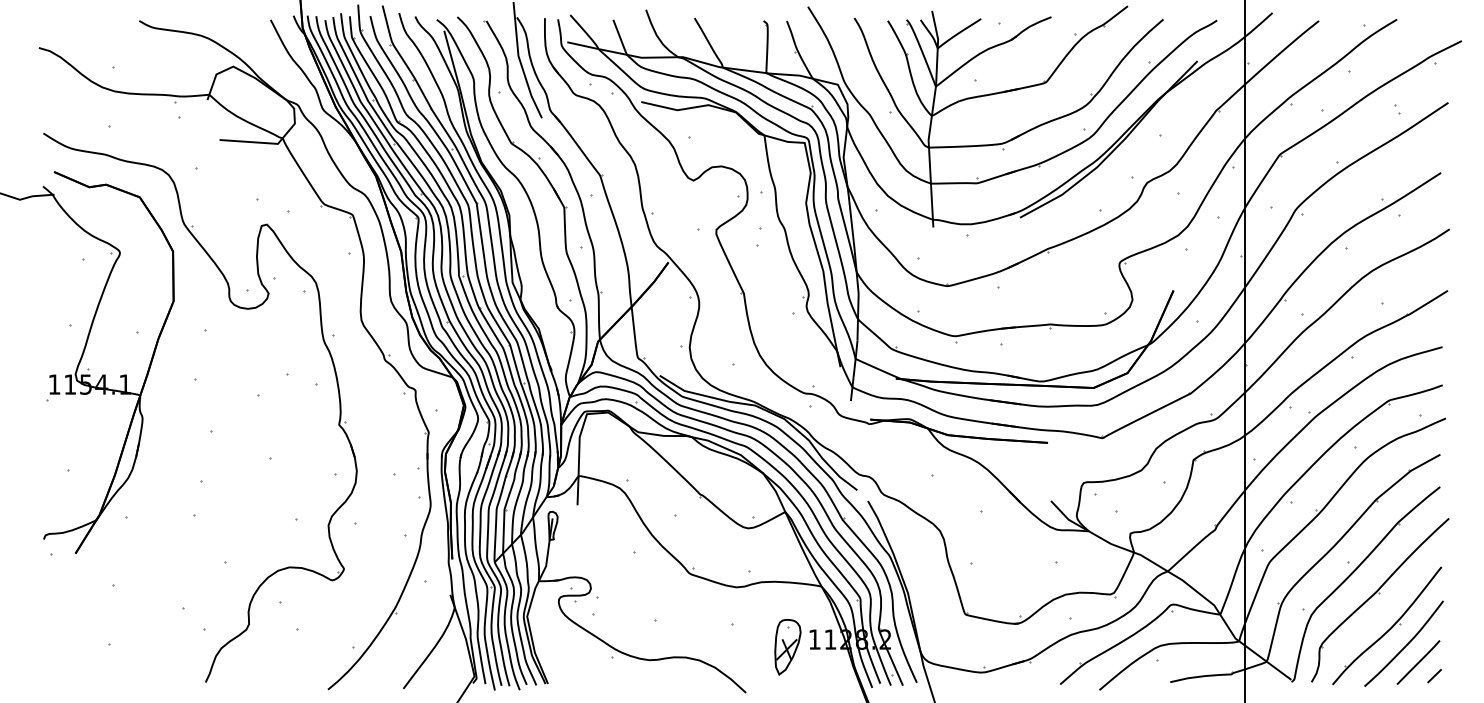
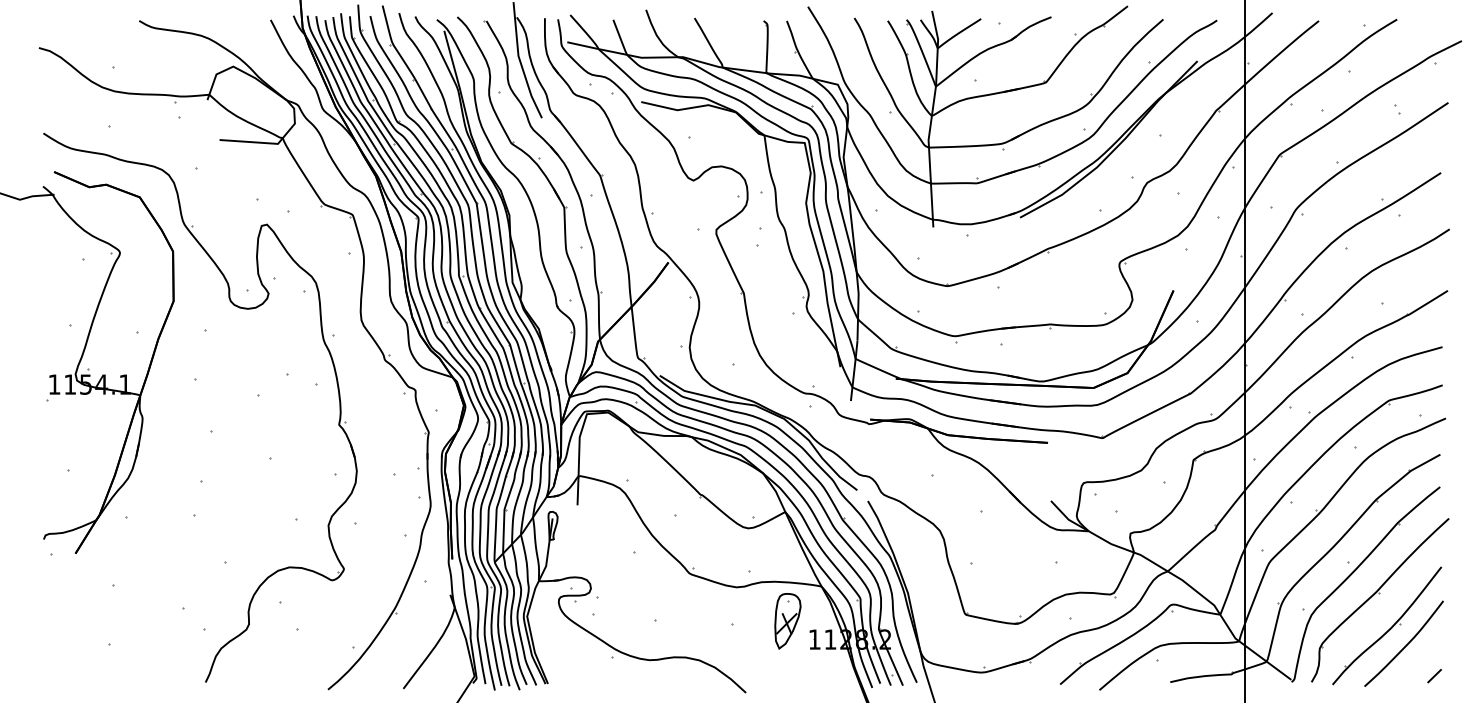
part position: (787, 647) -> (787, 621) (787, 621)
line: present -> none (1418, 662)
